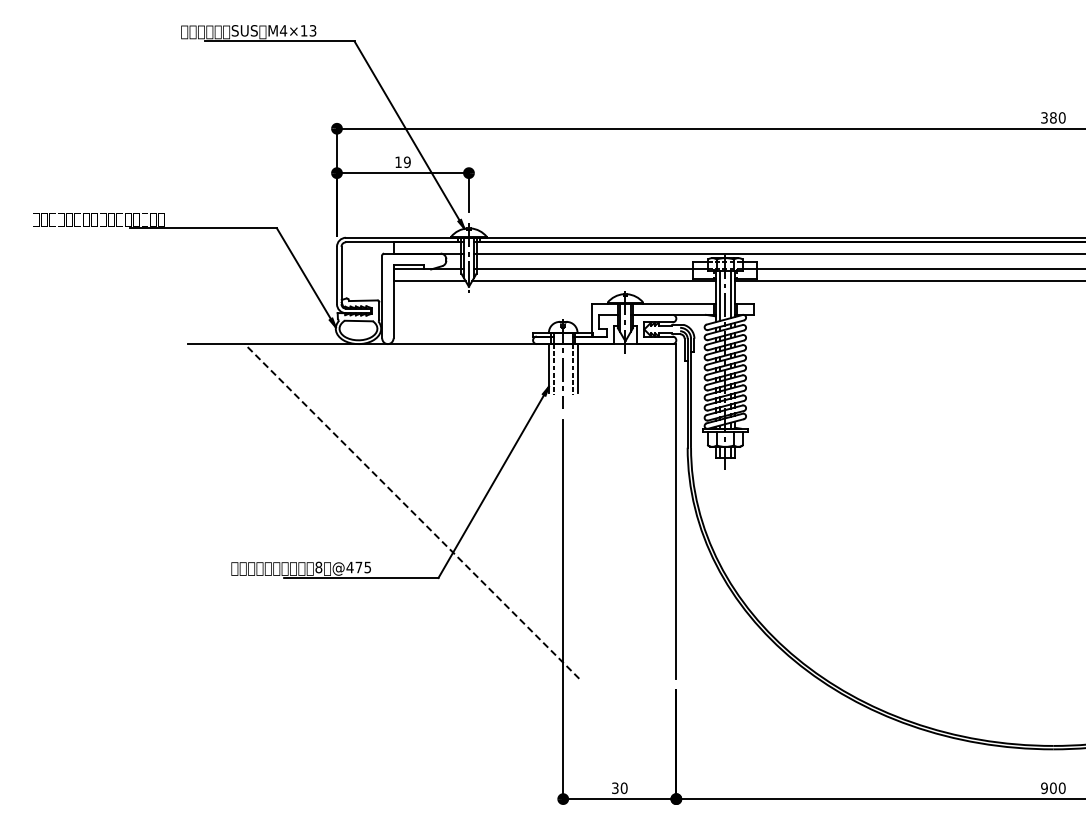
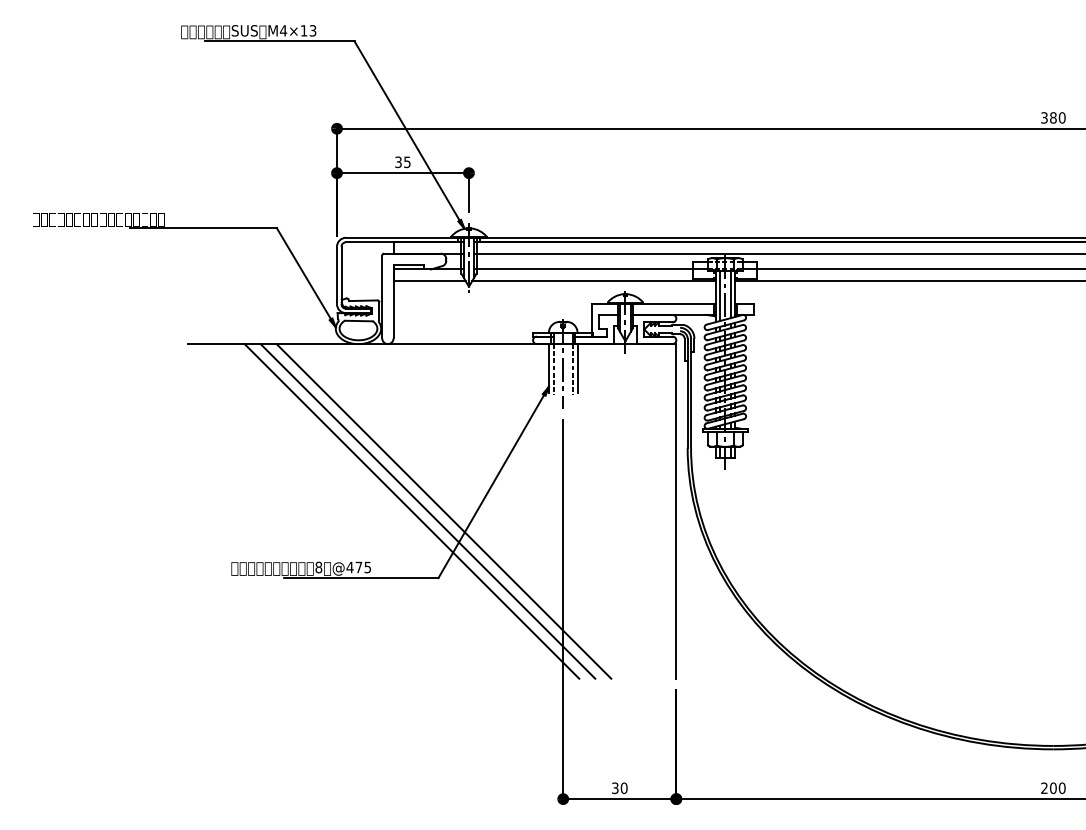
text: 19 -> 35 (402, 162)
line: dashed -> solid (411, 511)
line: none -> present (427, 511)
line: none -> present (443, 511)
text: 900 -> 200 (1044, 788)
